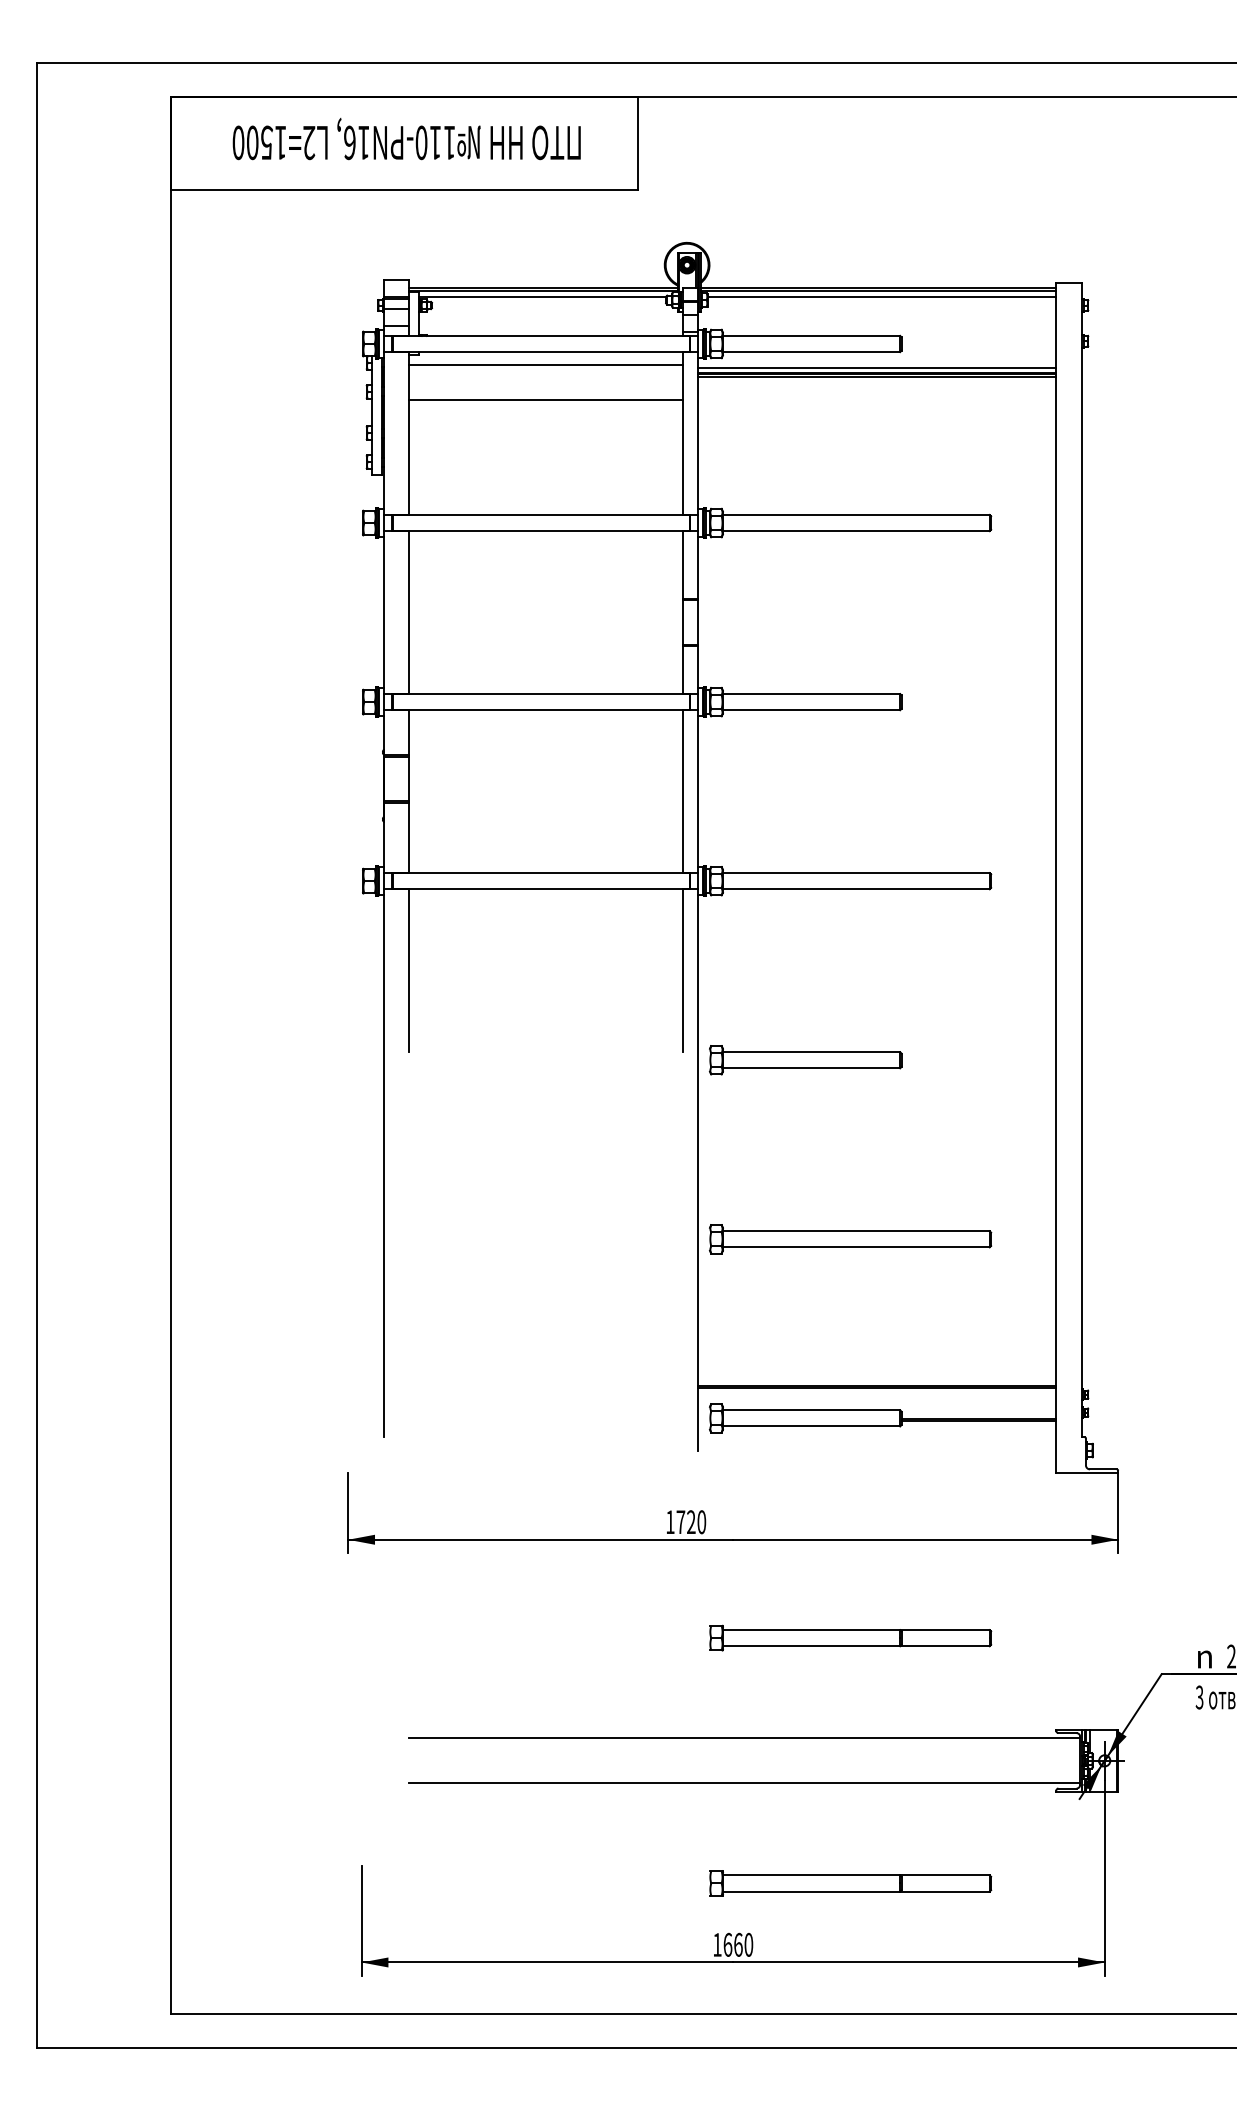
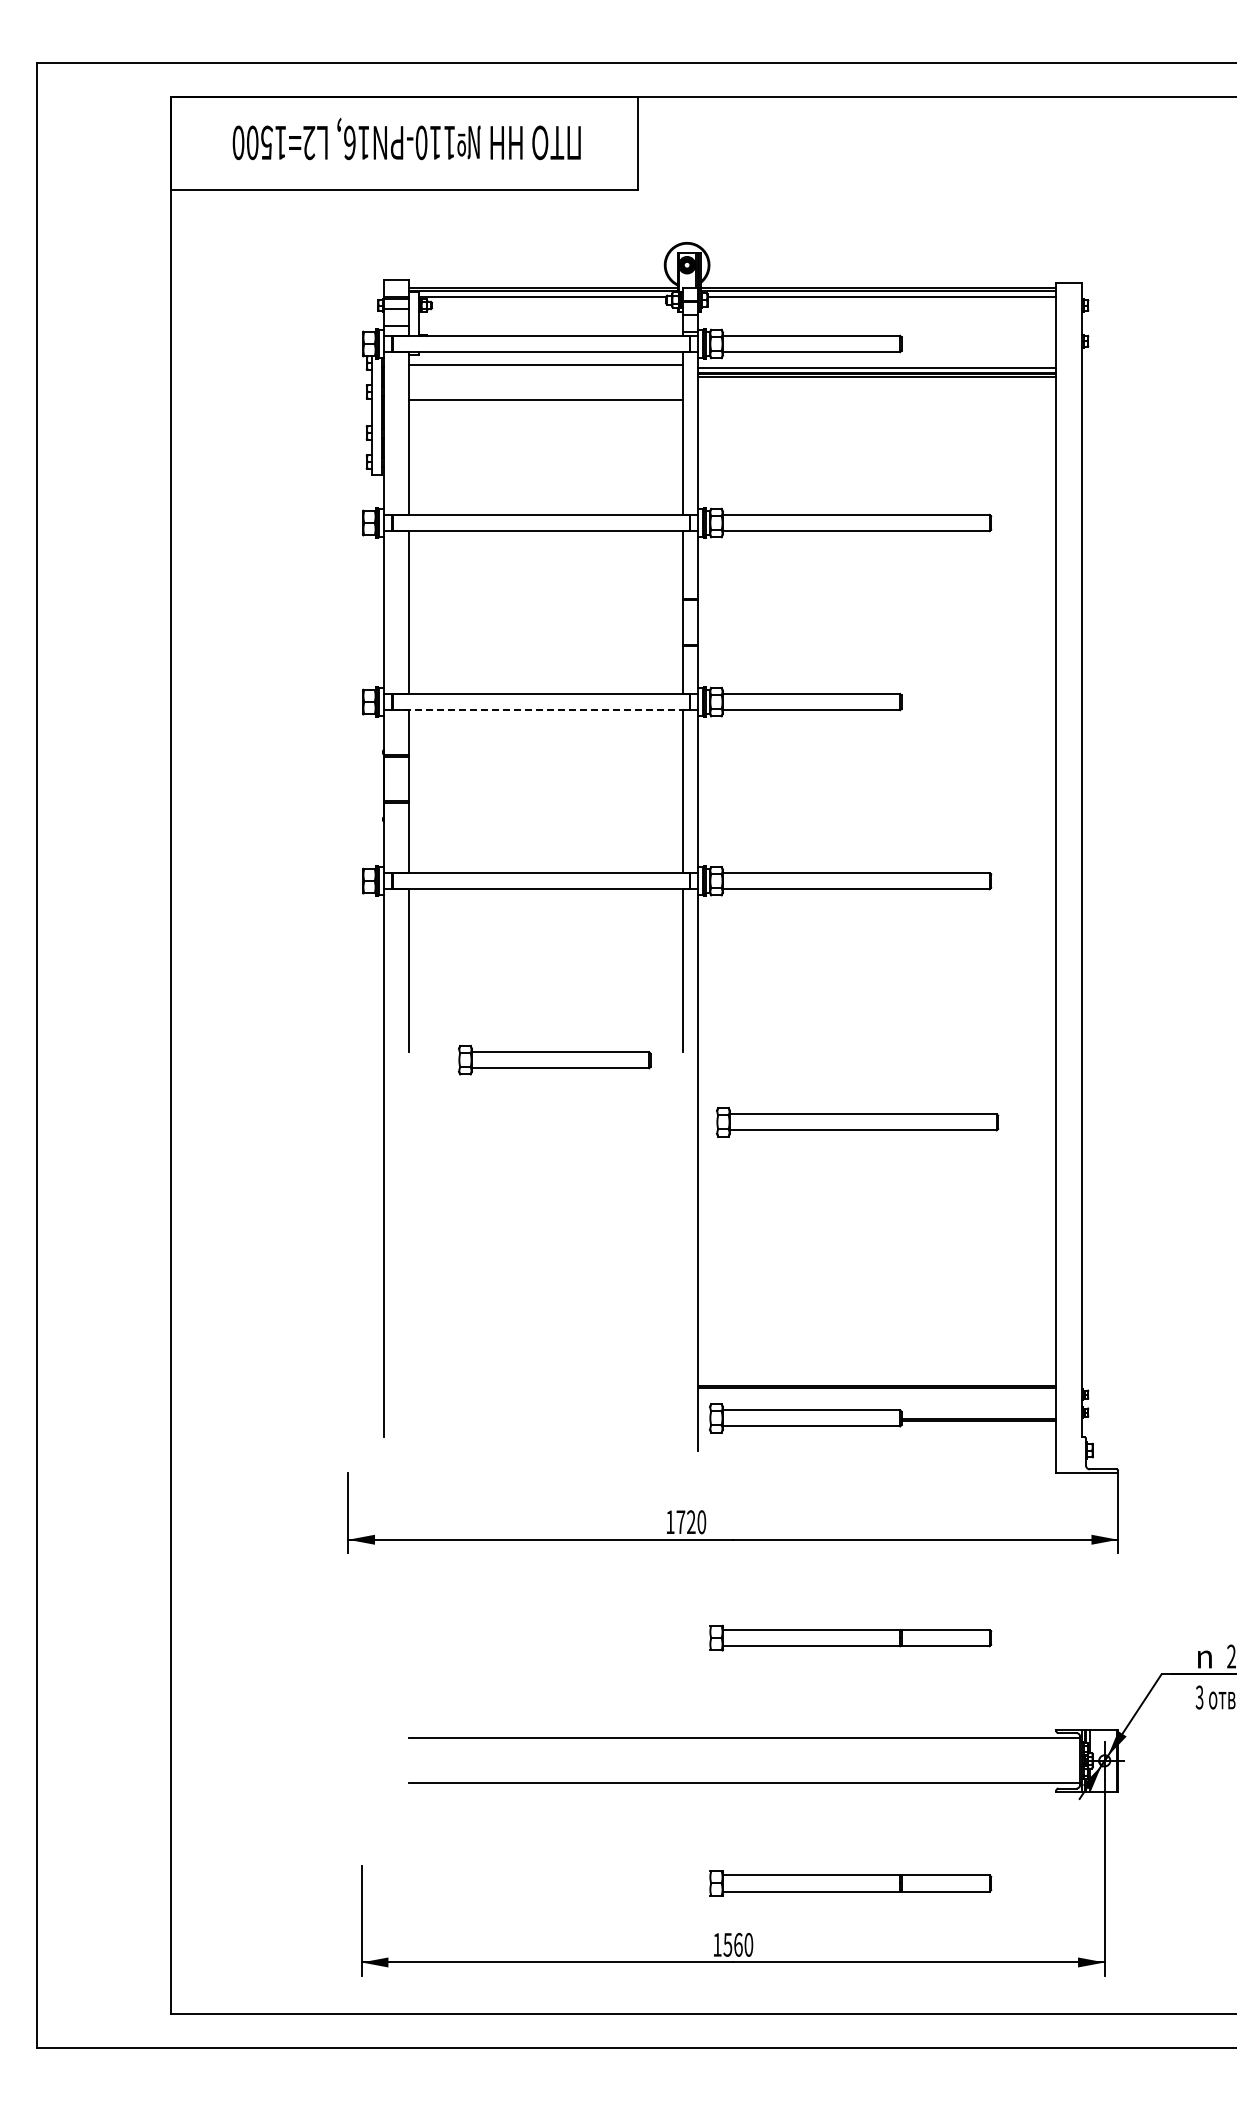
line: solid -> dashed (541, 710)
part position: (805, 1060) -> (554, 1060) (554, 1060)
part position: (850, 1239) -> (857, 1122) (857, 1122)
text: 1660 -> 1560 (727, 1944)
